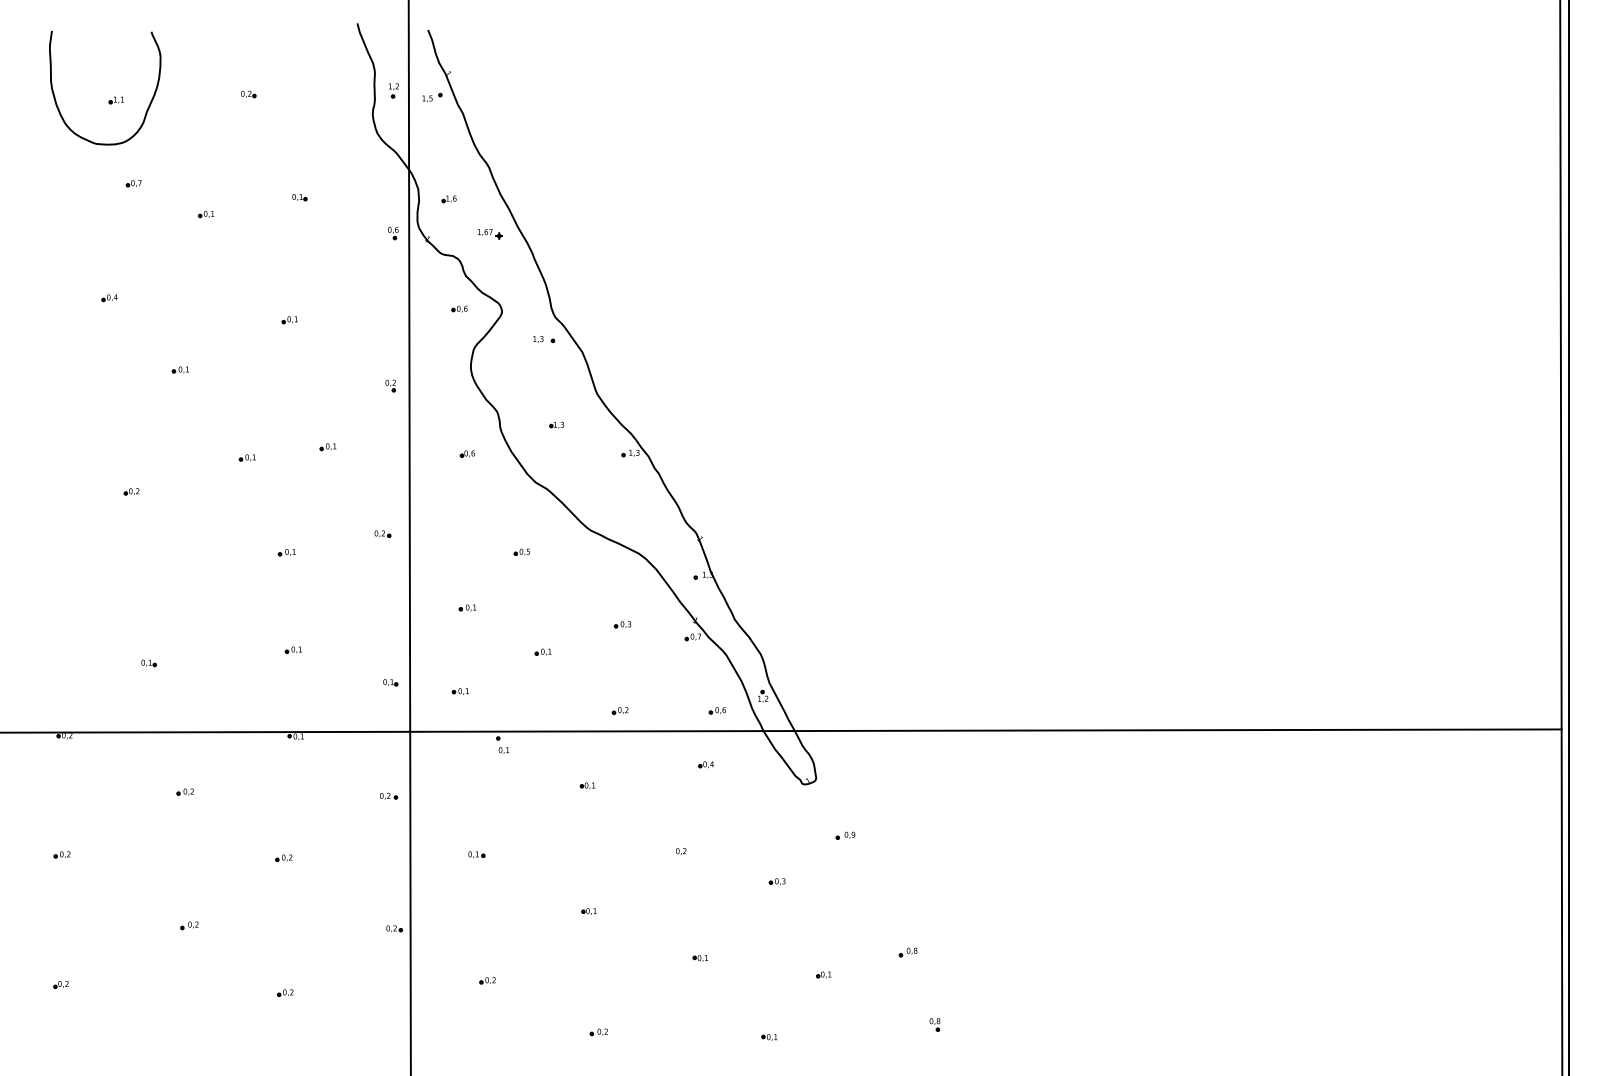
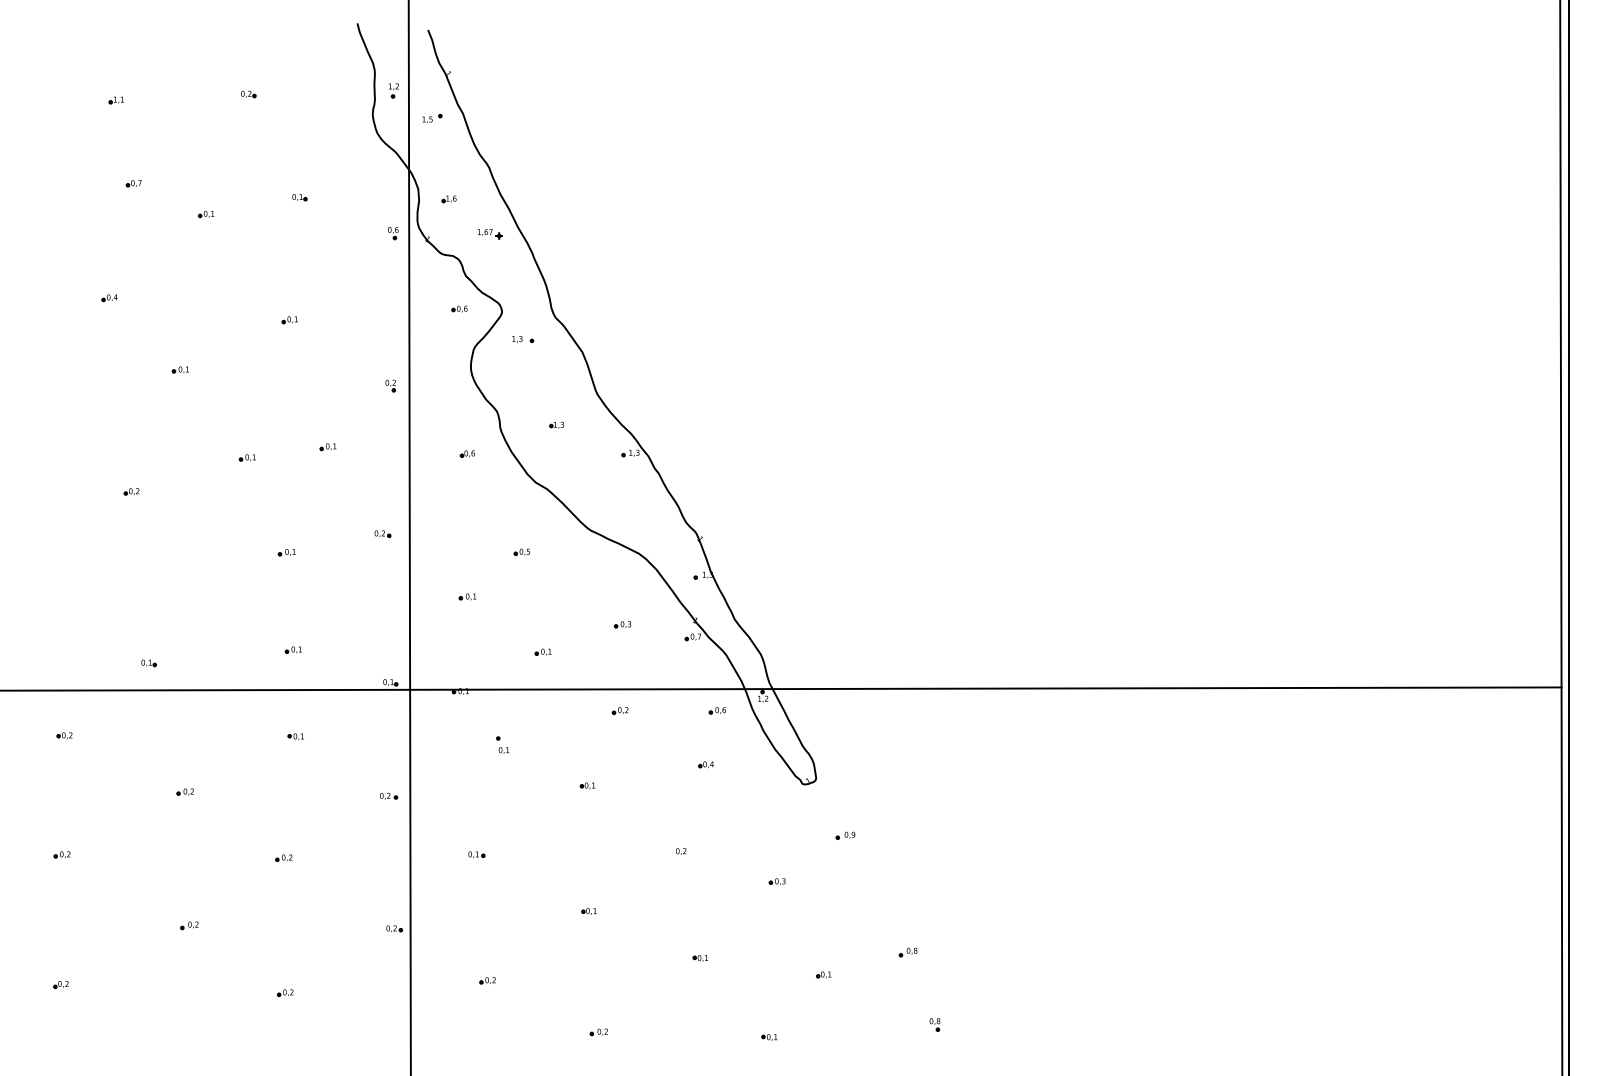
part position: (432, 97) -> (432, 118) (432, 118)
curve: present -> none (147, 107)
part position: (544, 339) -> (523, 339) (523, 339)
part position: (467, 607) -> (467, 596) (467, 596)
line position: (781, 730) -> (781, 688) (781, 688)
